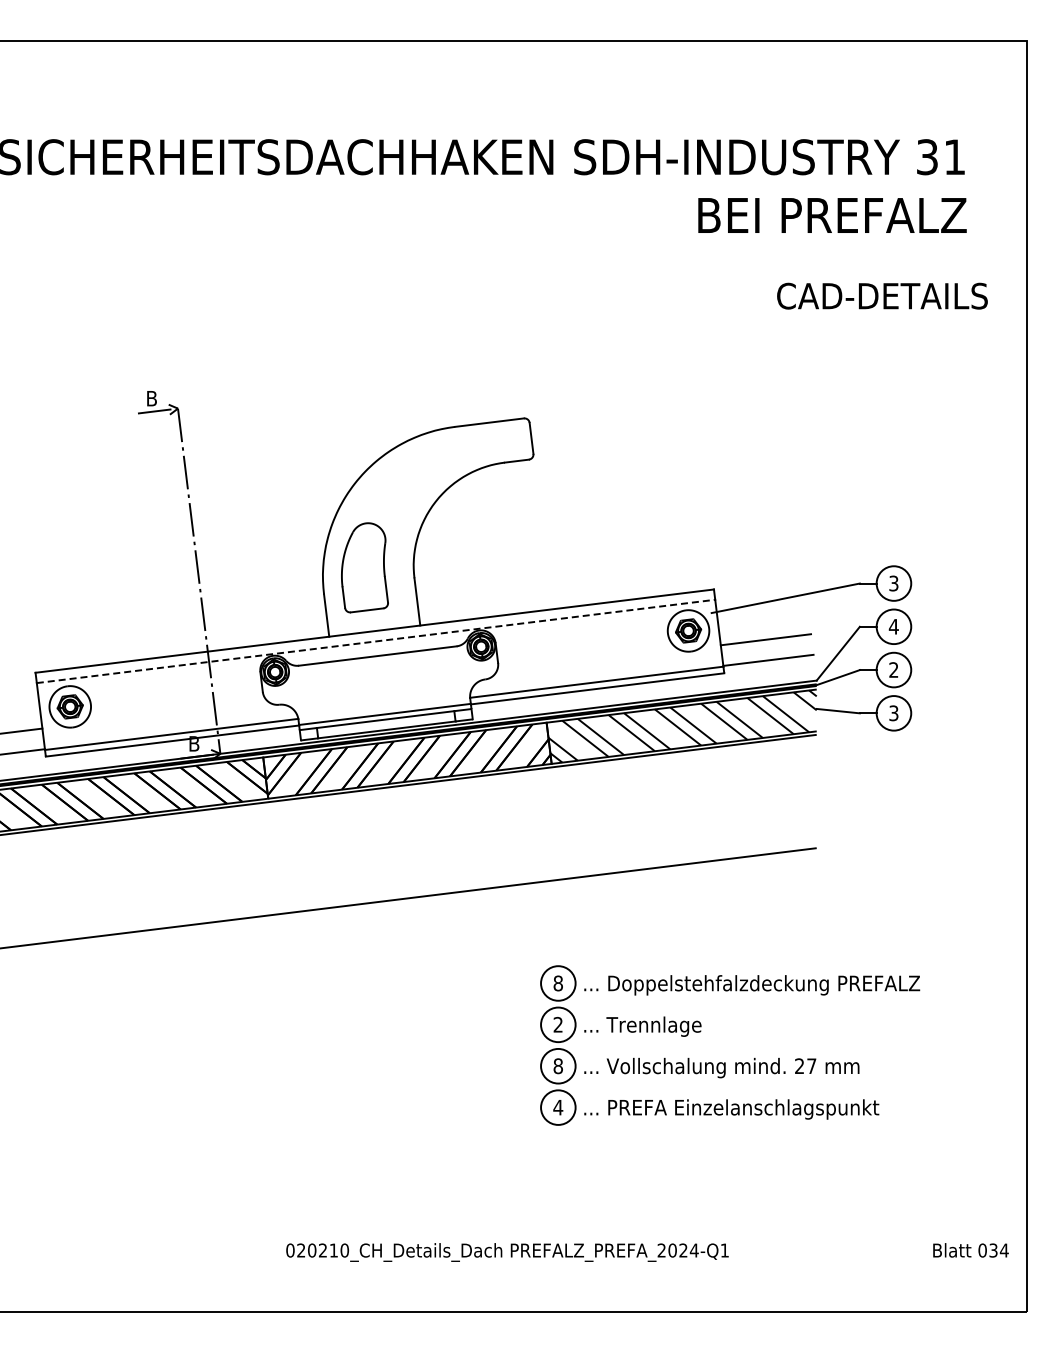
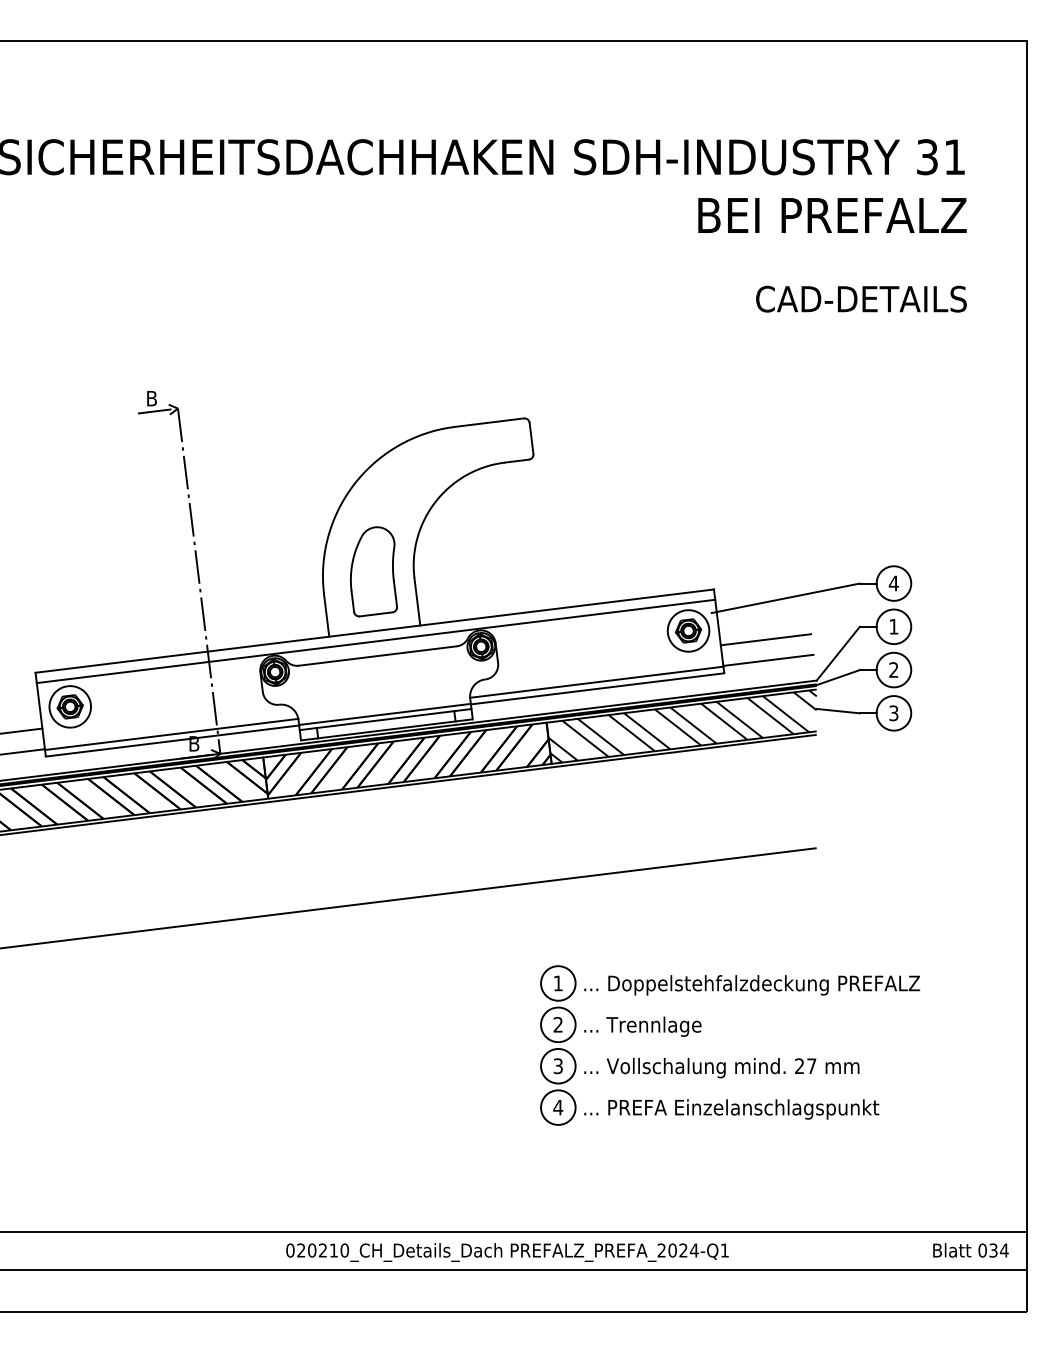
text position: (882, 295) -> (861, 298) (861, 298)
part position: (364, 567) -> (373, 571) (373, 571)
text: 3 -> 4 (893, 583)
text: 4 -> 1 (893, 626)
line: dashed -> solid (376, 641)
text: 8 -> 1 (557, 983)
text: 8 -> 3 (557, 1066)
line: none -> present (514, 1231)
line: none -> present (514, 1269)
